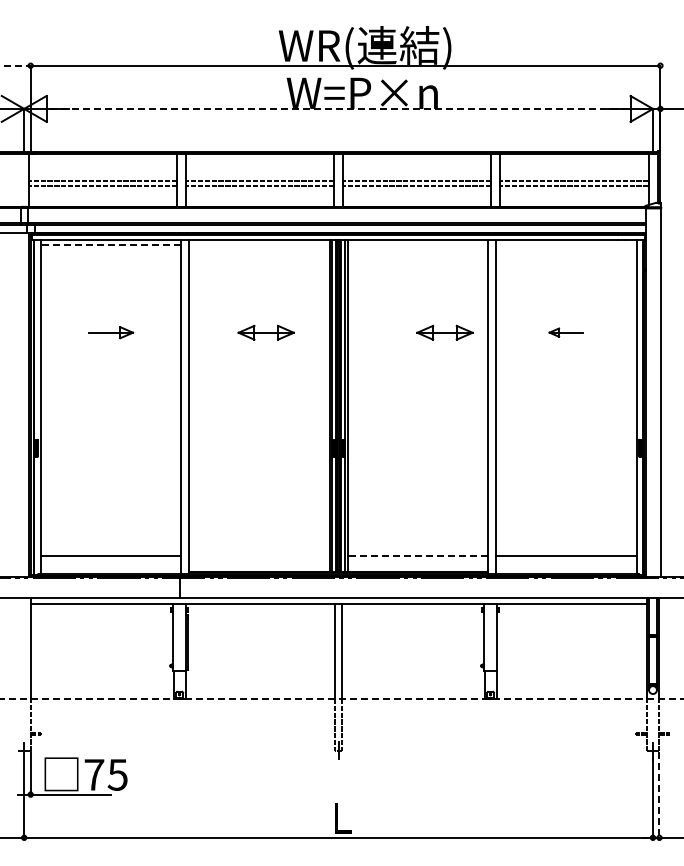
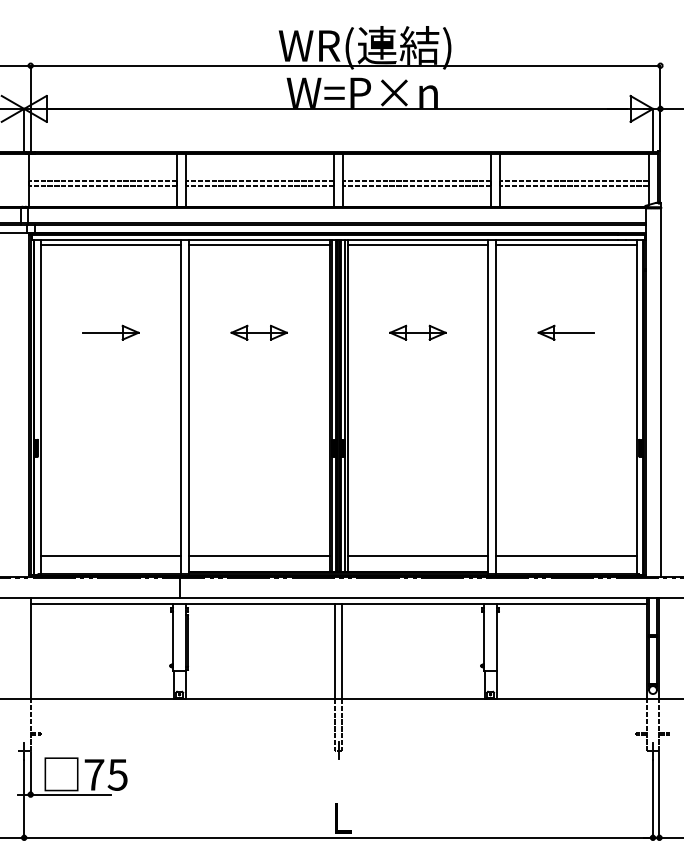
line: dashed -> solid (15, 65)
line: dashed -> solid (339, 108)
line: dashed -> solid (110, 245)
line: none -> present (258, 245)
line: none -> present (417, 245)
line: none -> present (566, 245)
part size: 47x14 px -> 58x17 px (110, 332)
part position: (265, 332) -> (258, 332) (258, 332)
part position: (444, 332) -> (417, 332) (417, 332)
part size: 36x11 px -> 58x17 px (565, 332)
line: none -> present (258, 555)
line: dashed -> solid (417, 555)
line: dashed -> solid (342, 698)
line: dashed -> solid (659, 795)
